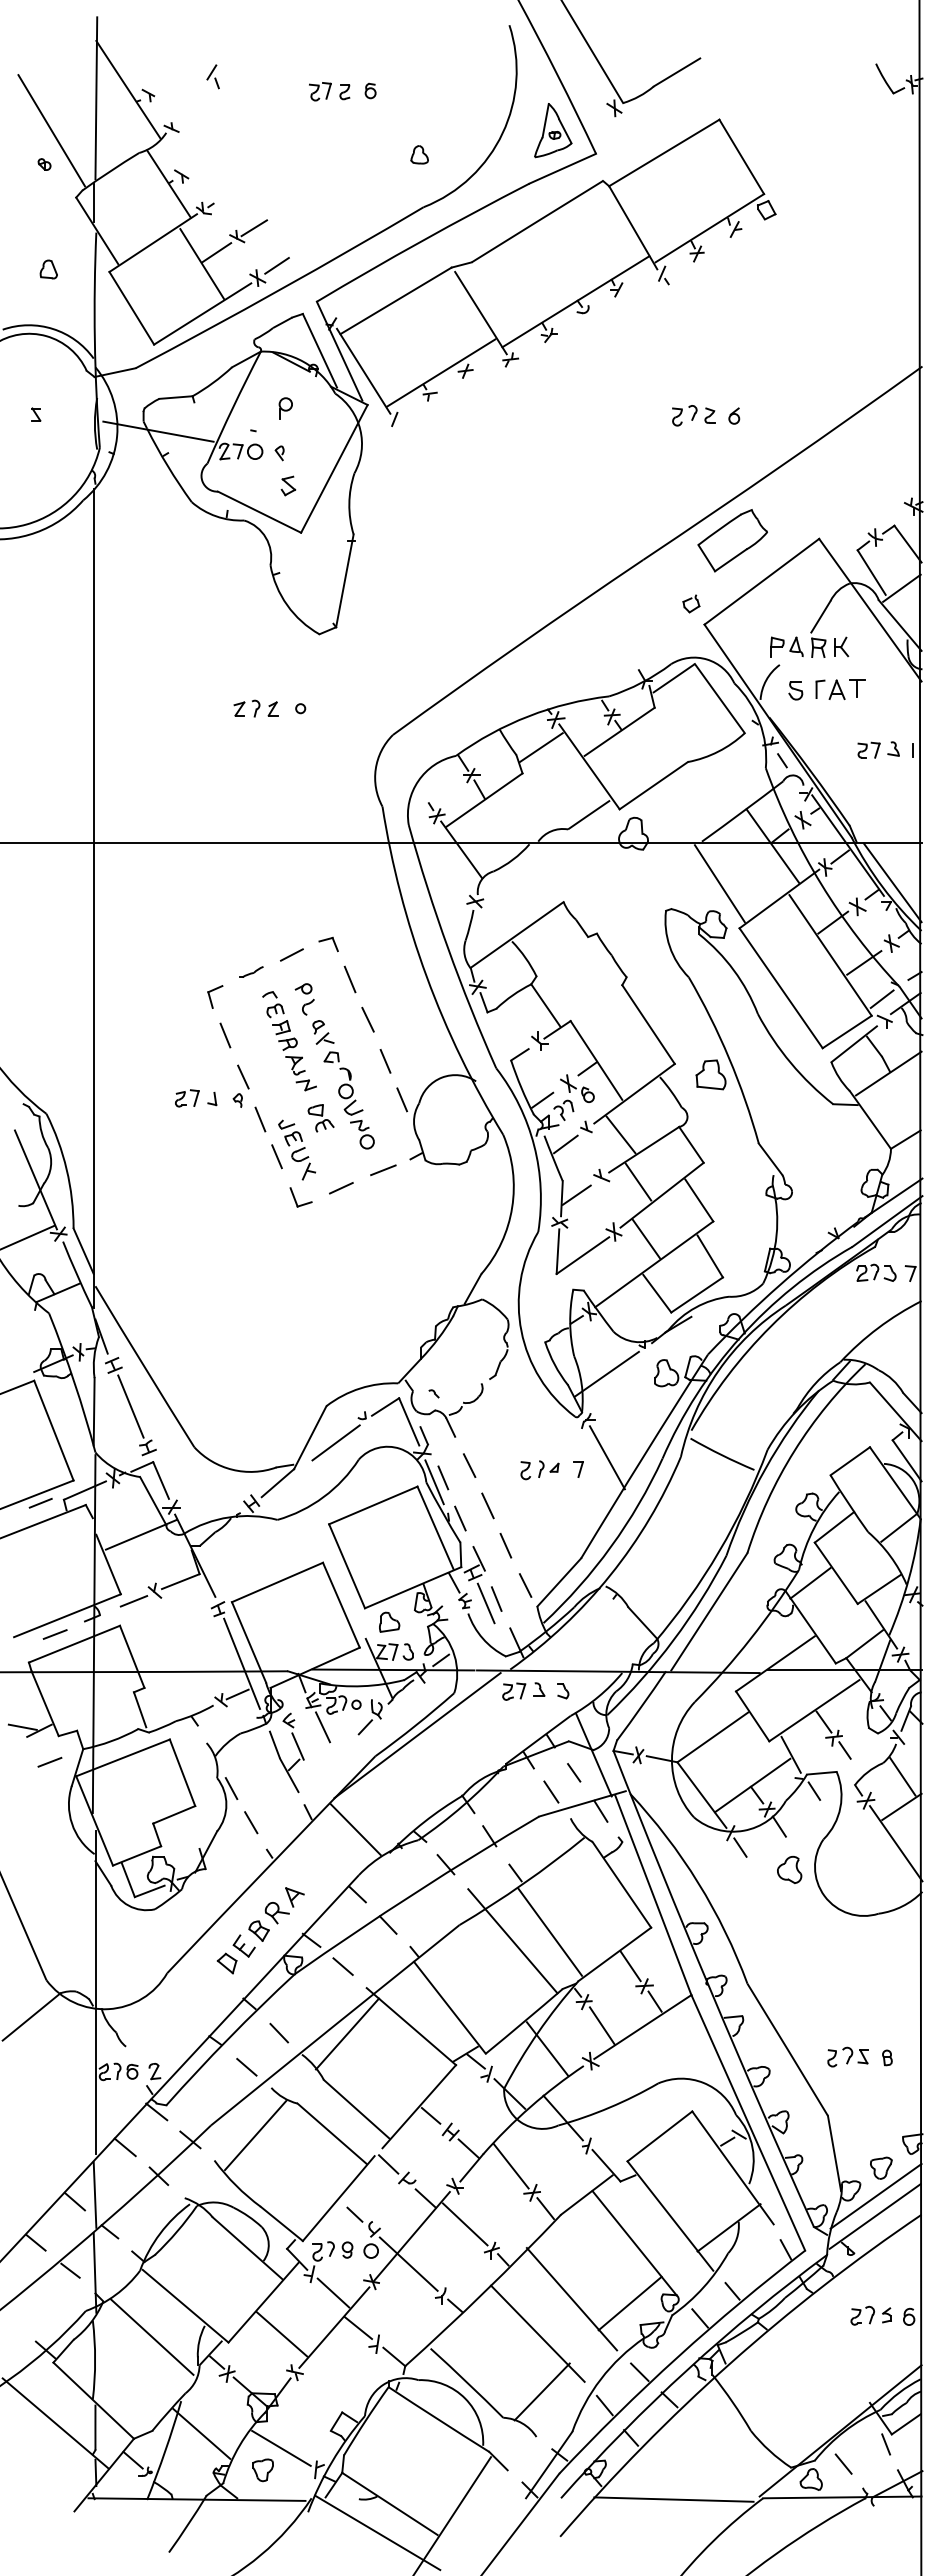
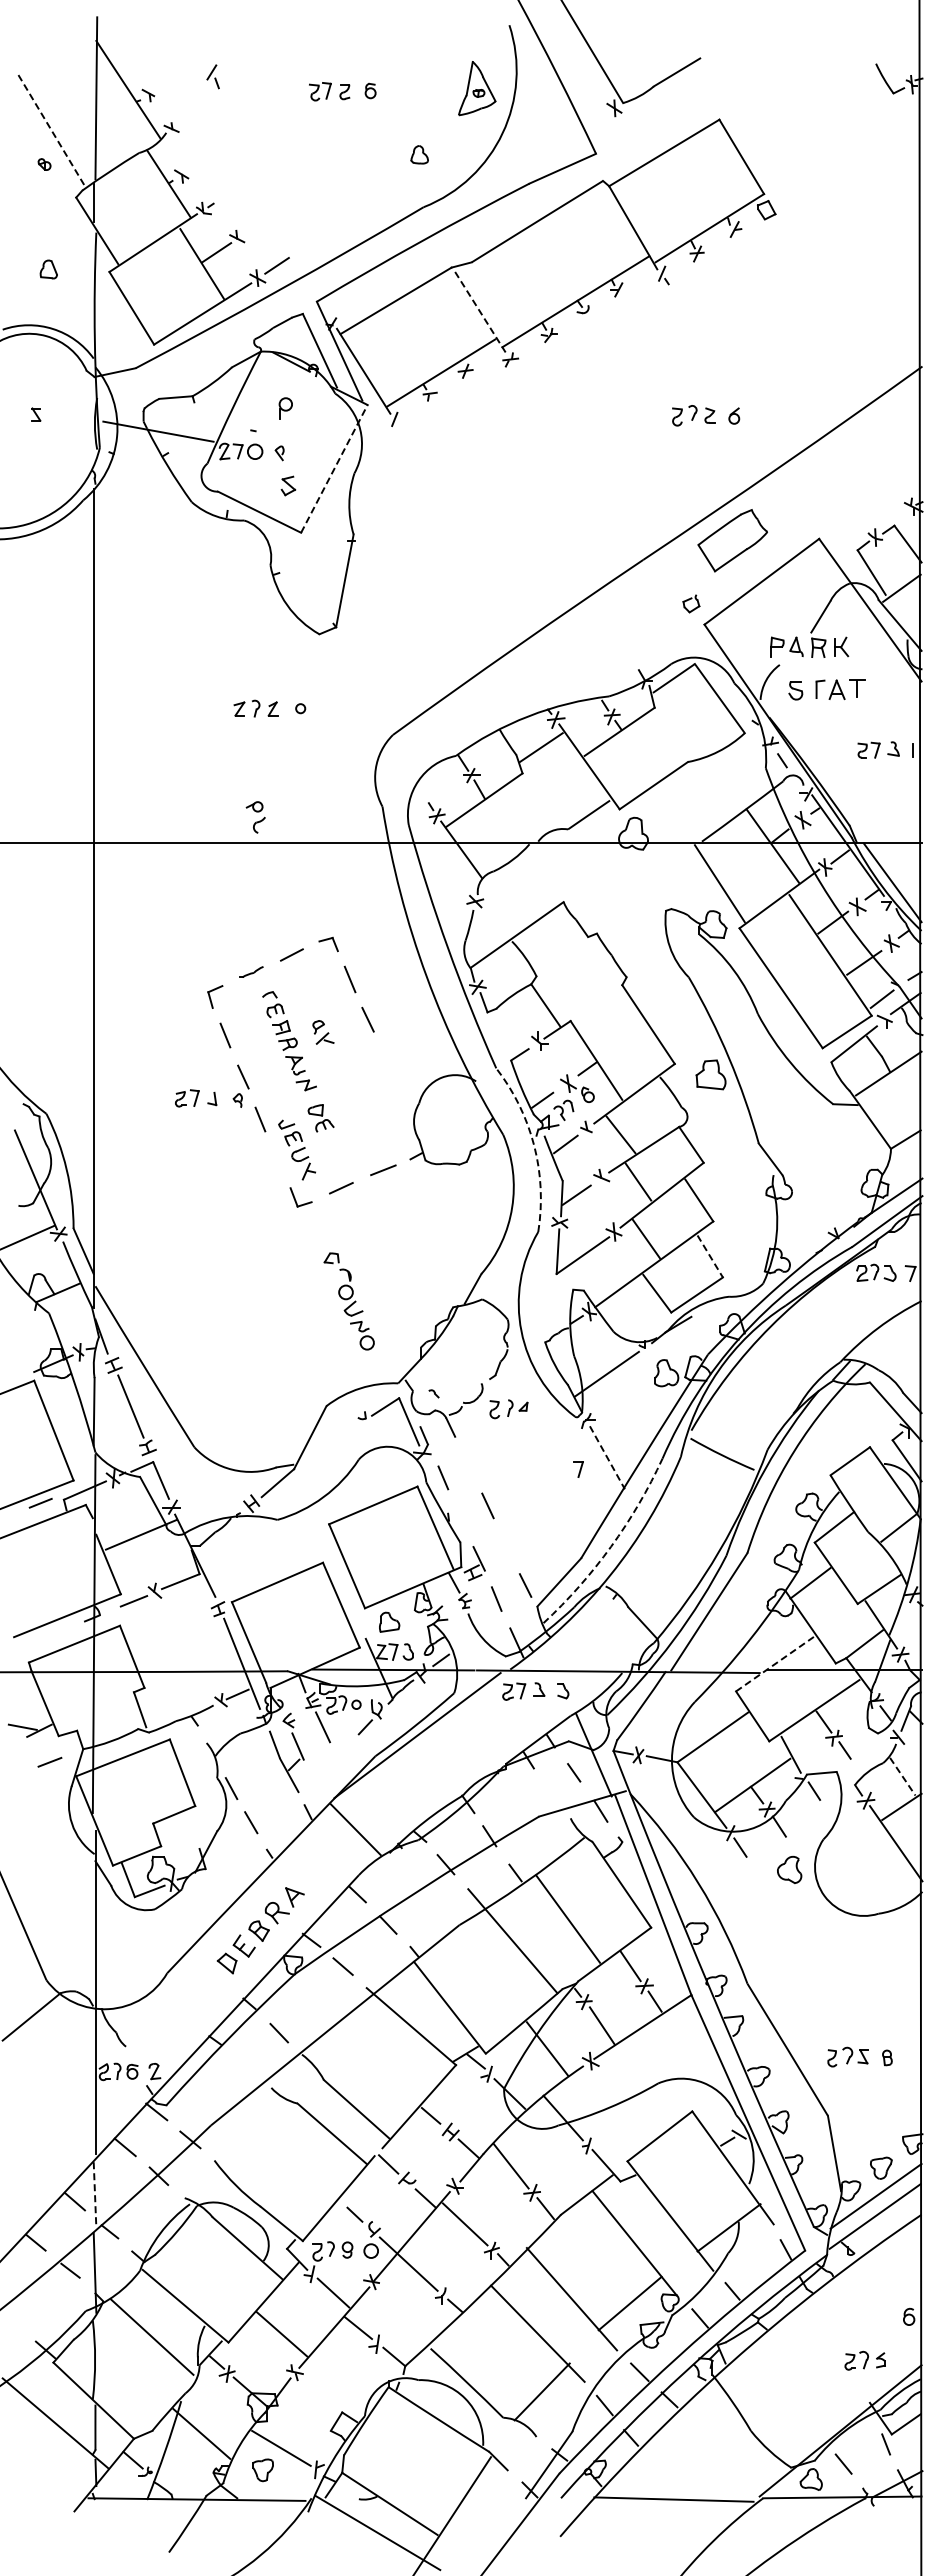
line: solid -> dashed (51, 130)
part position: (553, 130) -> (477, 88) (477, 88)
line: present -> none (254, 228)
line: solid -> dashed (480, 313)
line: solid -> dashed (334, 468)
part position: (304, 999) -> (255, 817) (255, 817)
line: present -> none (385, 1060)
line: present -> none (402, 1099)
part position: (348, 1100) -> (348, 1301) (348, 1301)
arc: solid -> dashed (534, 1145)
line: present -> none (276, 1156)
line: solid -> dashed (710, 1256)
line: present -> none (335, 1442)
line: solid -> dashed (607, 1458)
line: present -> none (469, 1465)
part position: (539, 1470) -> (508, 1409) (508, 1409)
line: present -> none (434, 1482)
line: present -> none (460, 1518)
line: present -> none (505, 1545)
arc: solid -> dashed (611, 1546)
line: present -> none (485, 1603)
line: present -> none (54, 1634)
line: solid -> dashed (775, 1663)
line: solid -> dashed (902, 1776)
line: present -> none (551, 1791)
line position: (550, 1931) -> (568, 1918) (568, 1918)
line: present -> none (347, 2033)
line: present -> none (246, 2066)
line: present -> none (255, 2135)
line: solid -> dashed (95, 2195)
part position: (870, 2315) -> (864, 2360) (864, 2360)
